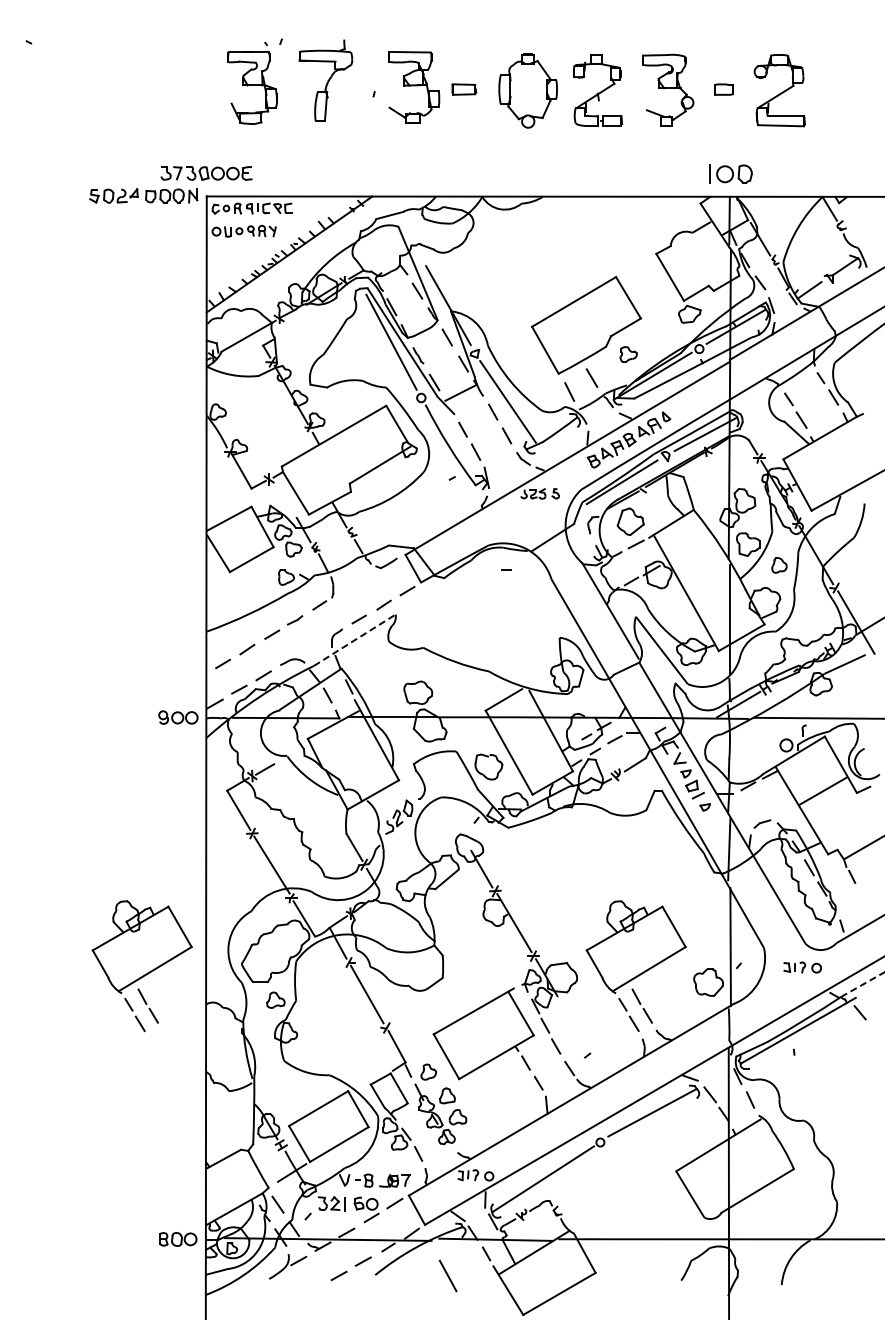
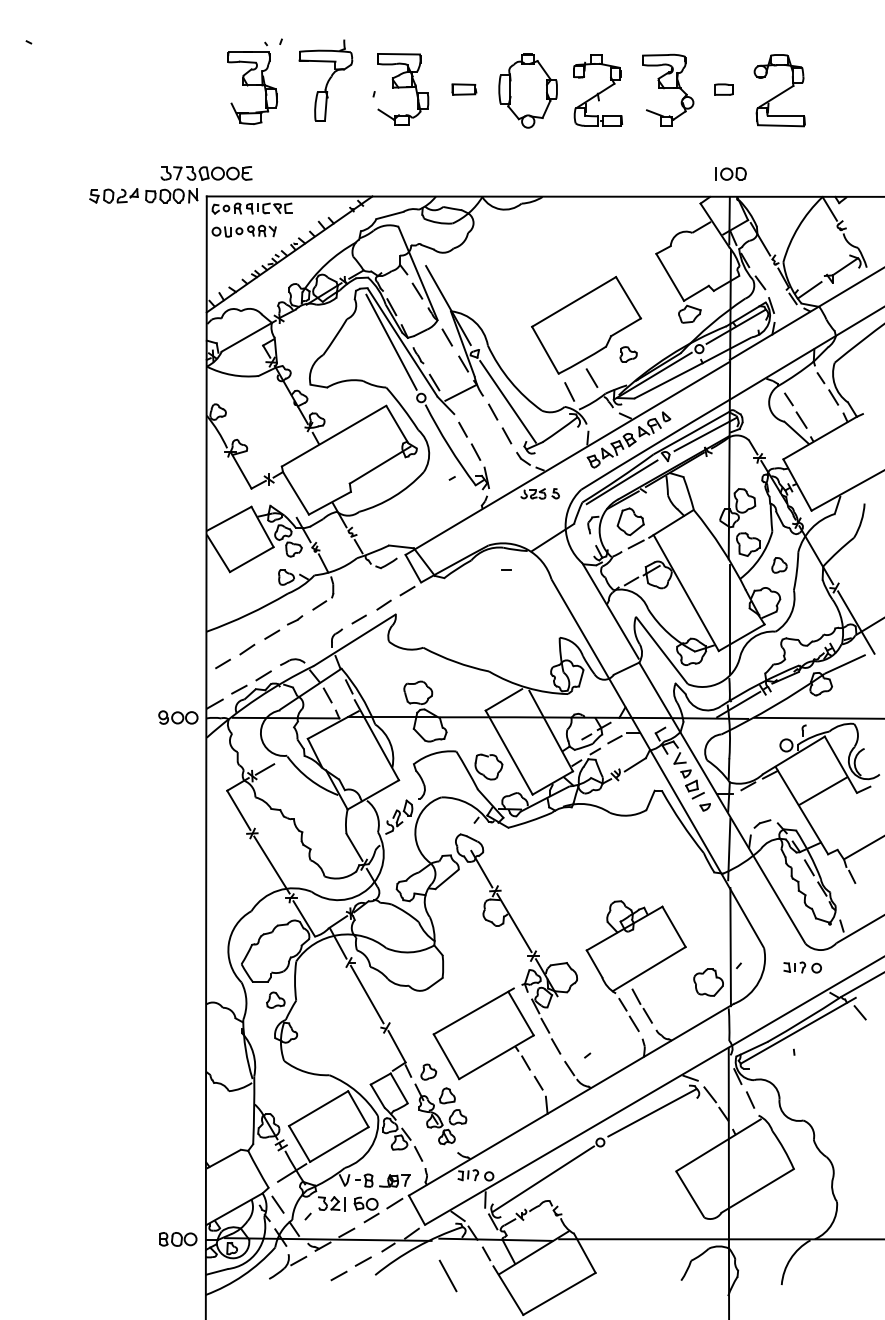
part position: (414, 87) -> (403, 89) (403, 89)
part size: 44x20 px -> 32x14 px (730, 173)
line: dashed -> solid (355, 639)
part: present -> none (141, 966)
line: dashed -> solid (863, 984)
